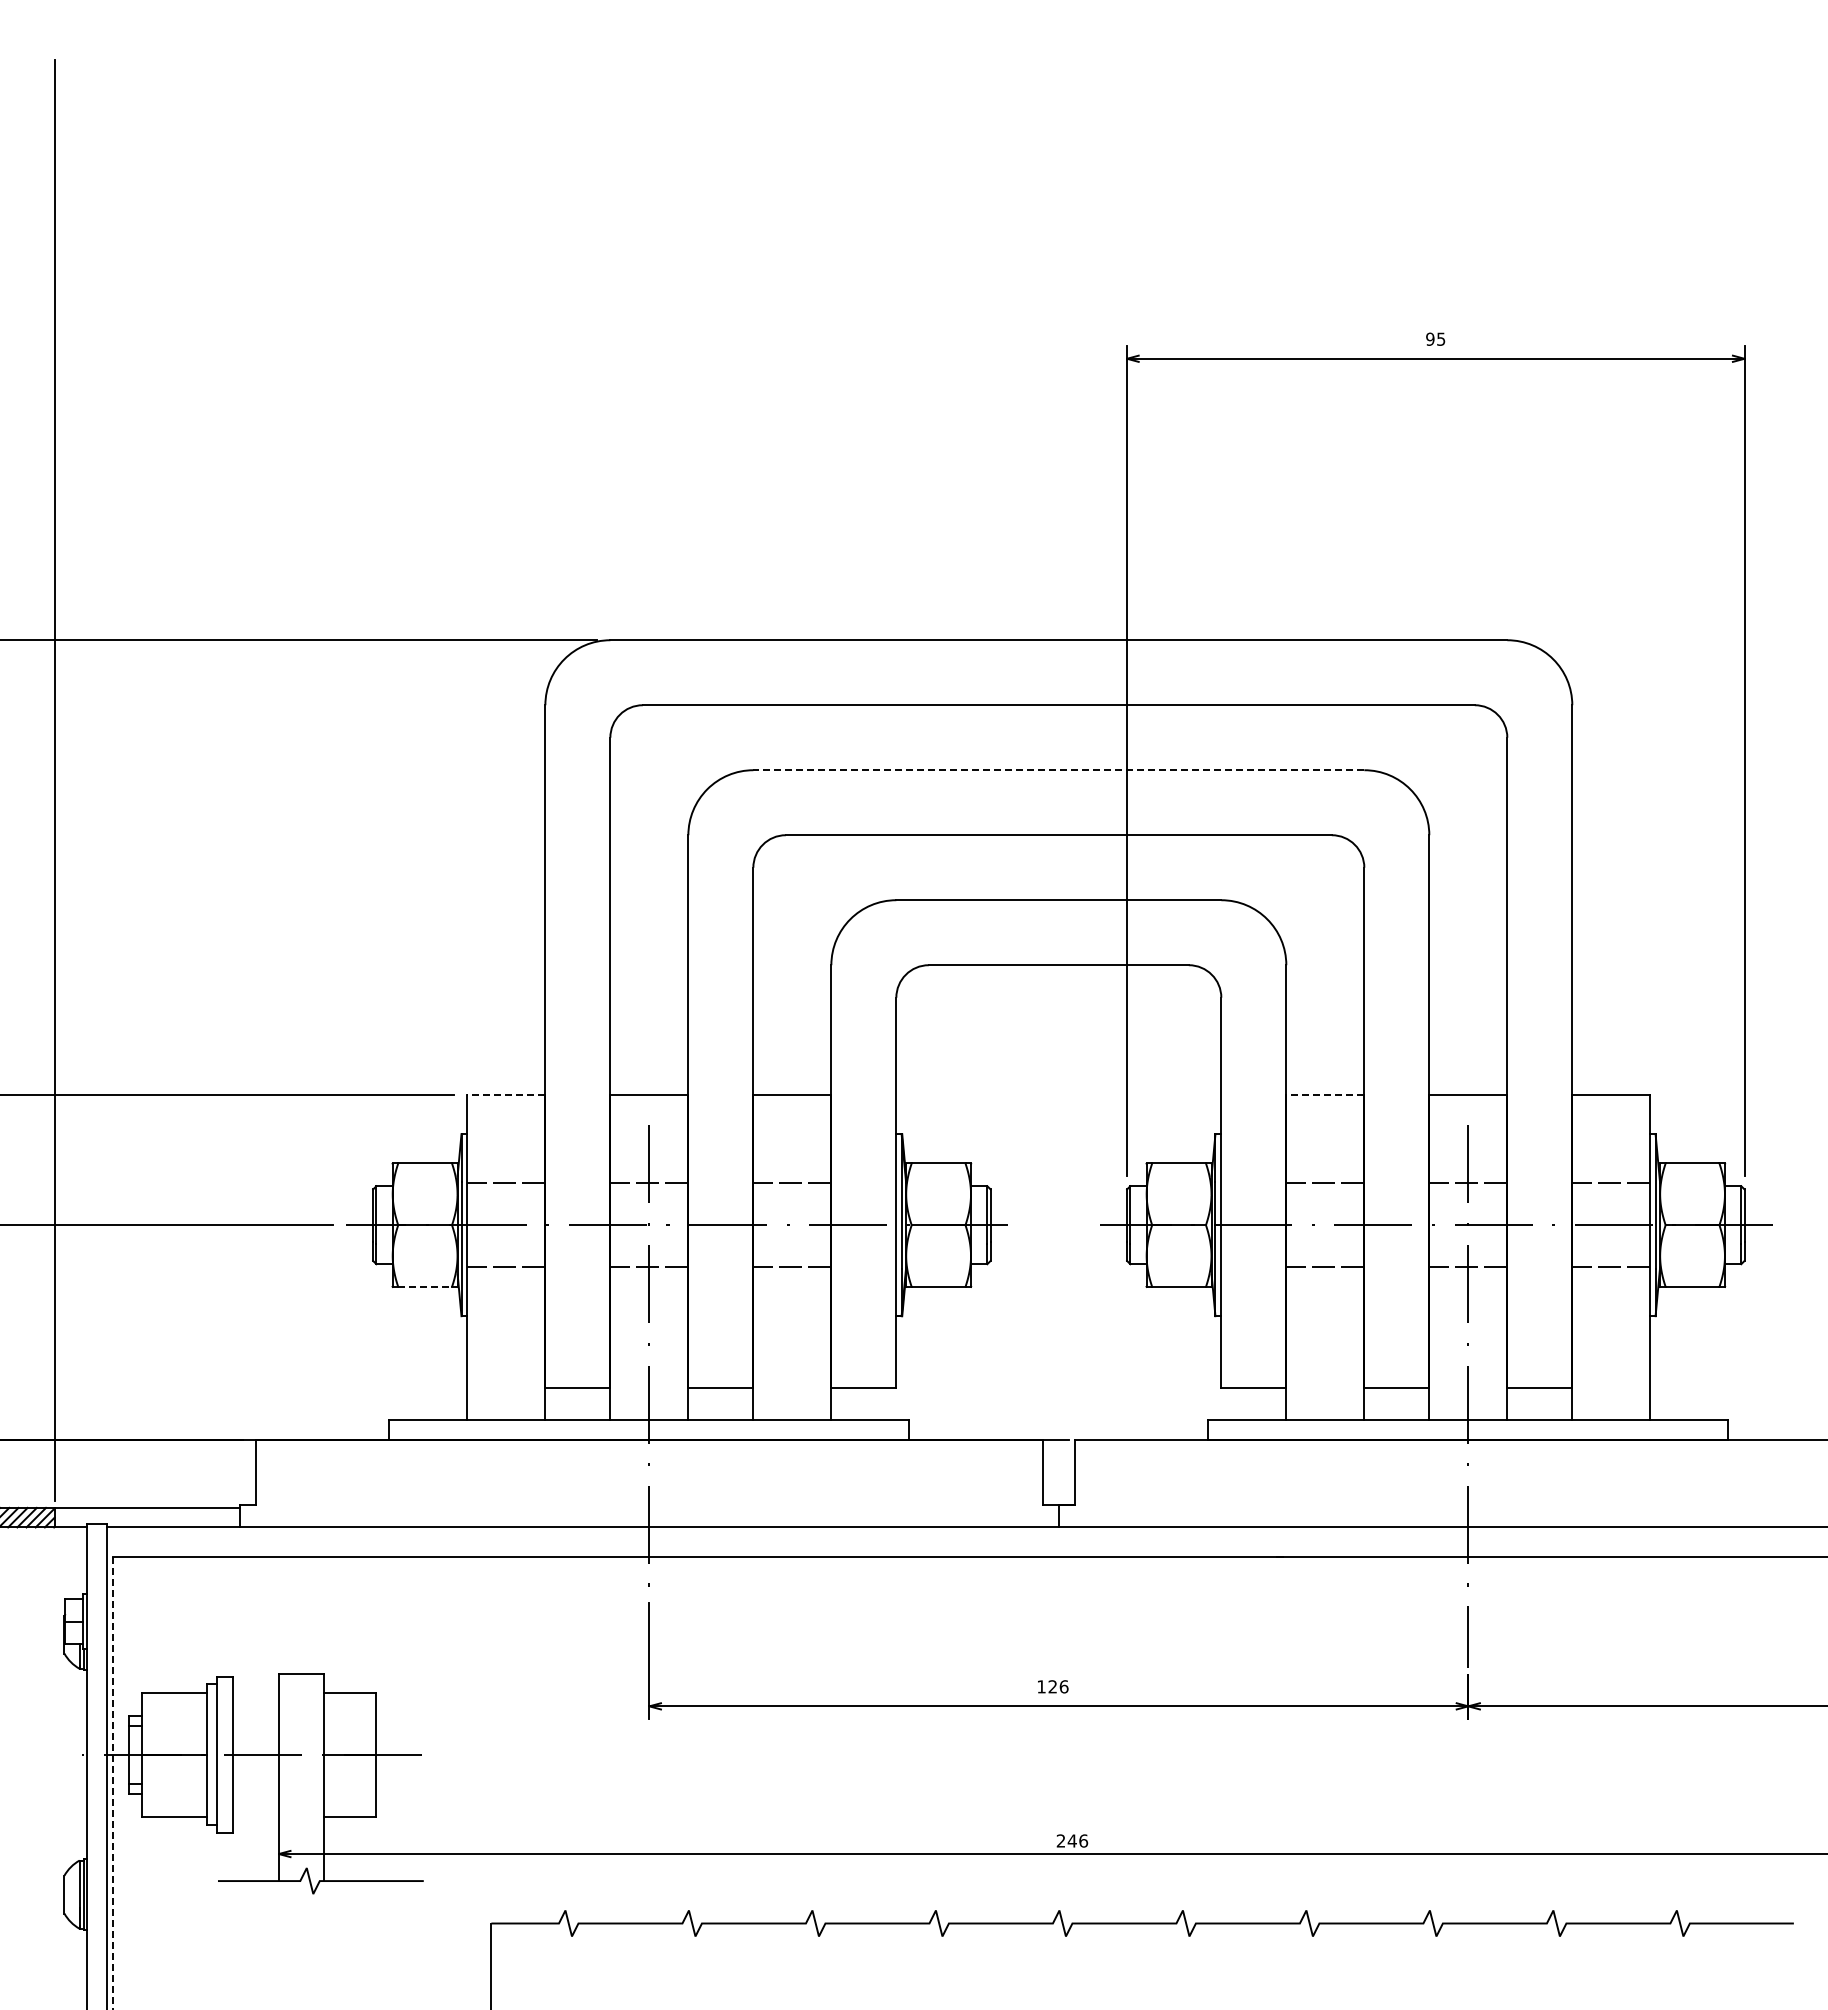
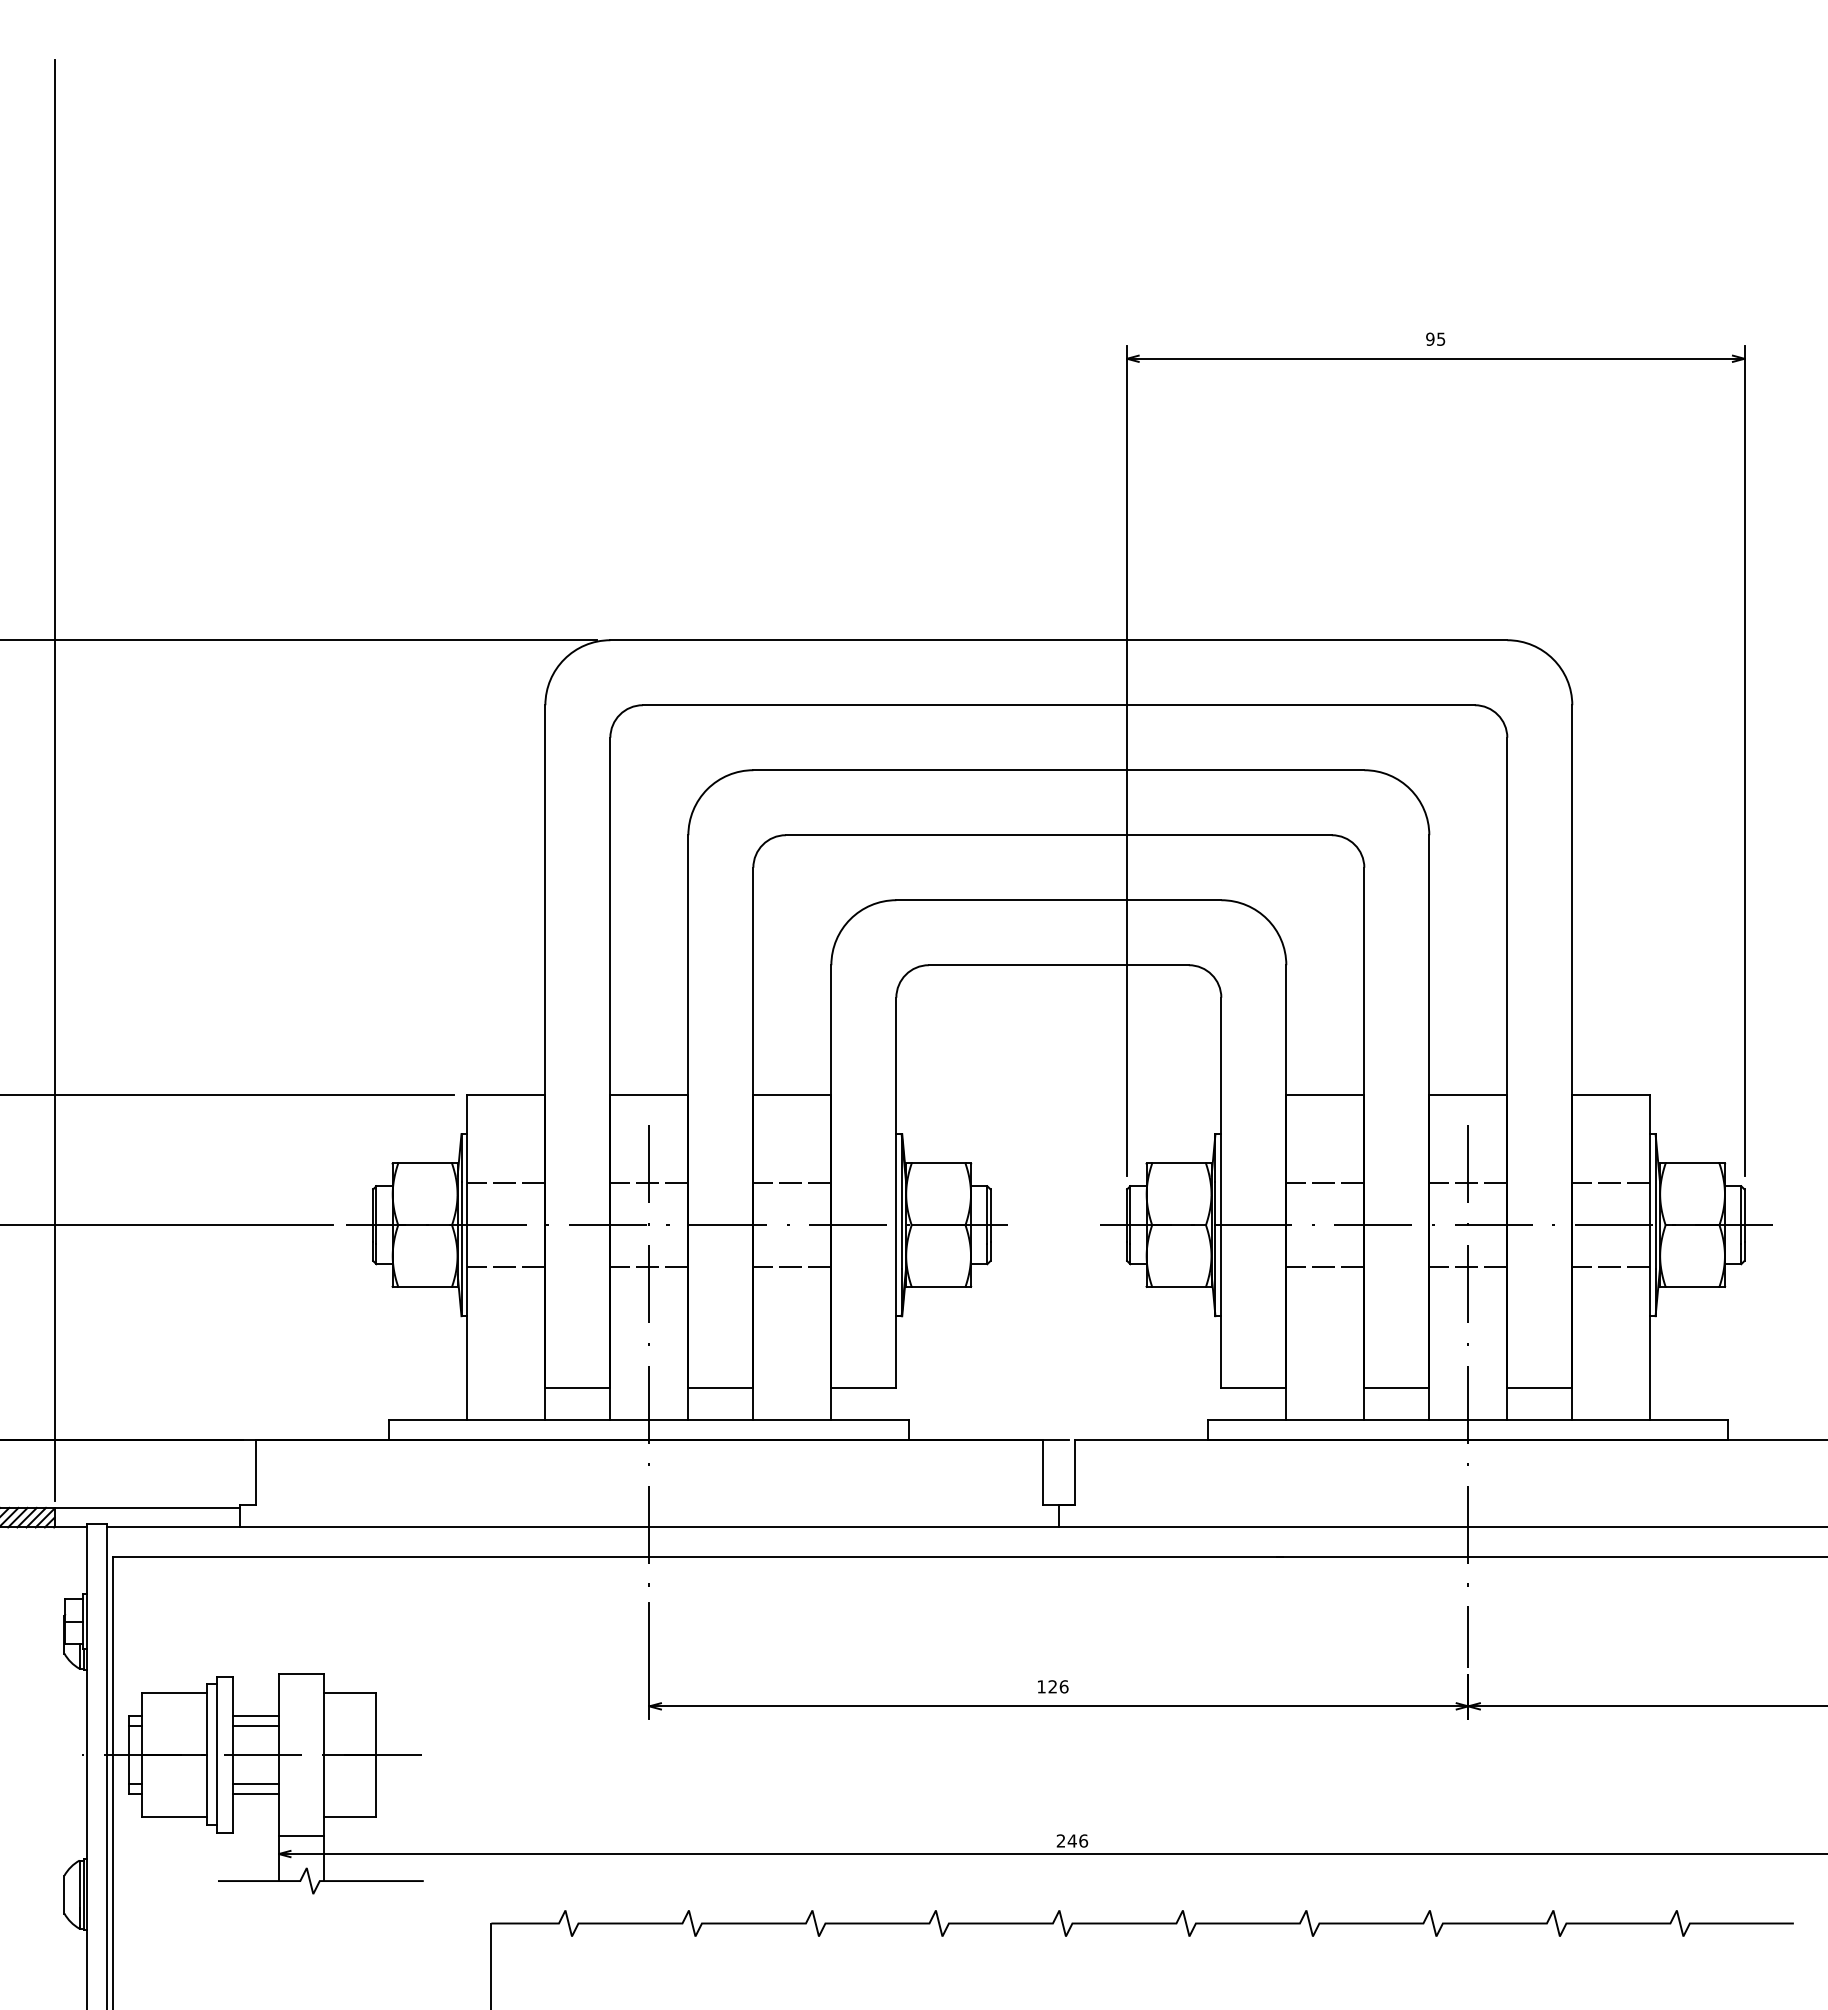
line: dashed -> solid (1058, 770)
line: dashed -> solid (506, 1095)
line: dashed -> solid (1325, 1095)
line: dashed -> solid (425, 1286)
line: none -> present (255, 1715)
line: none -> present (255, 1725)
line: dashed -> solid (113, 1783)
line: none -> present (255, 1784)
line: none -> present (255, 1793)
line: none -> present (301, 1836)
